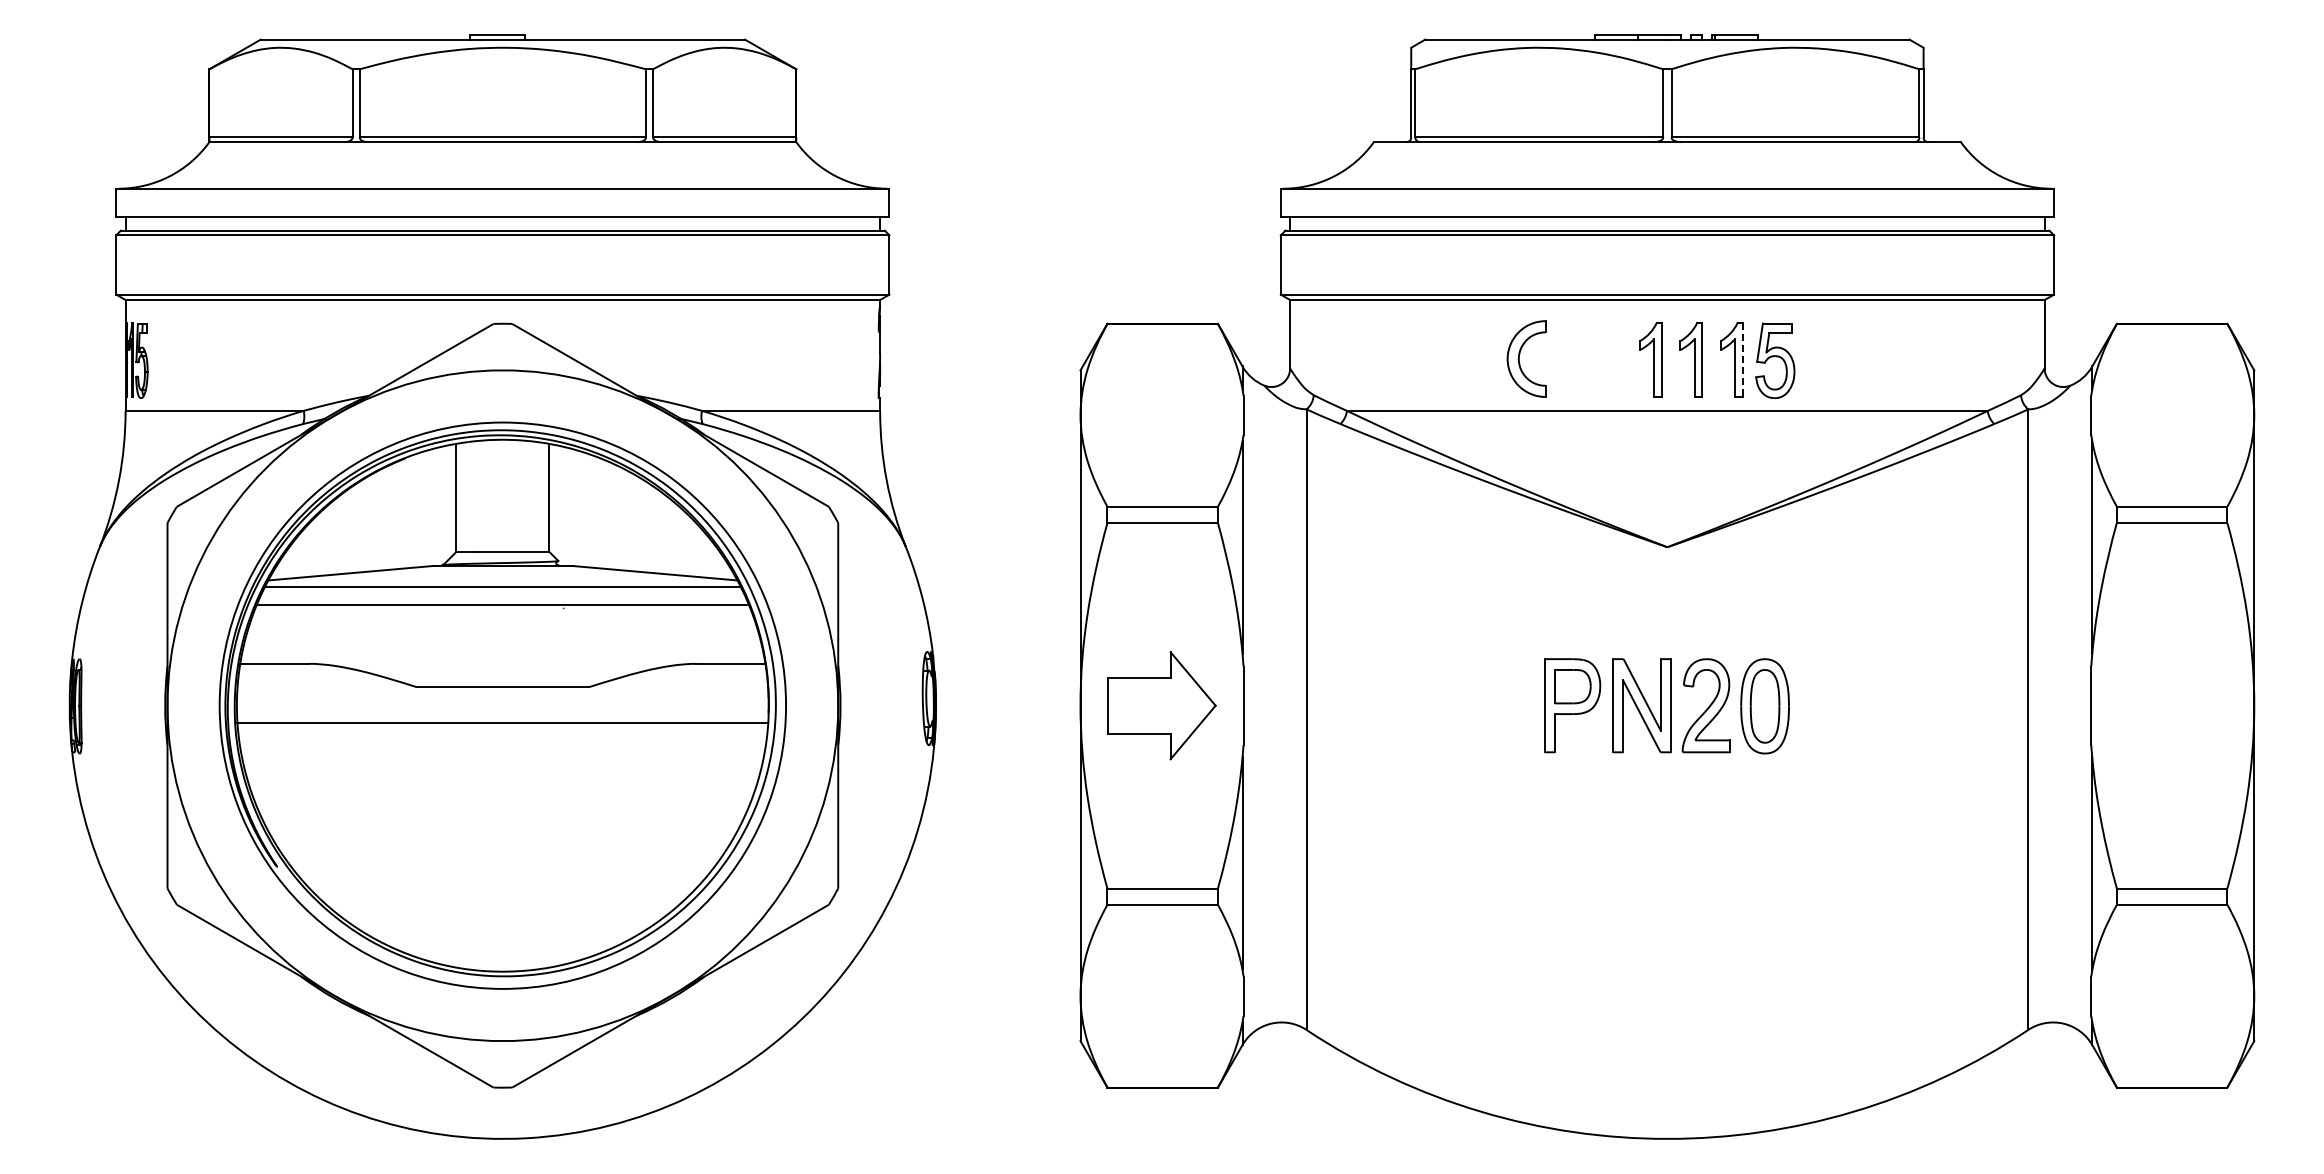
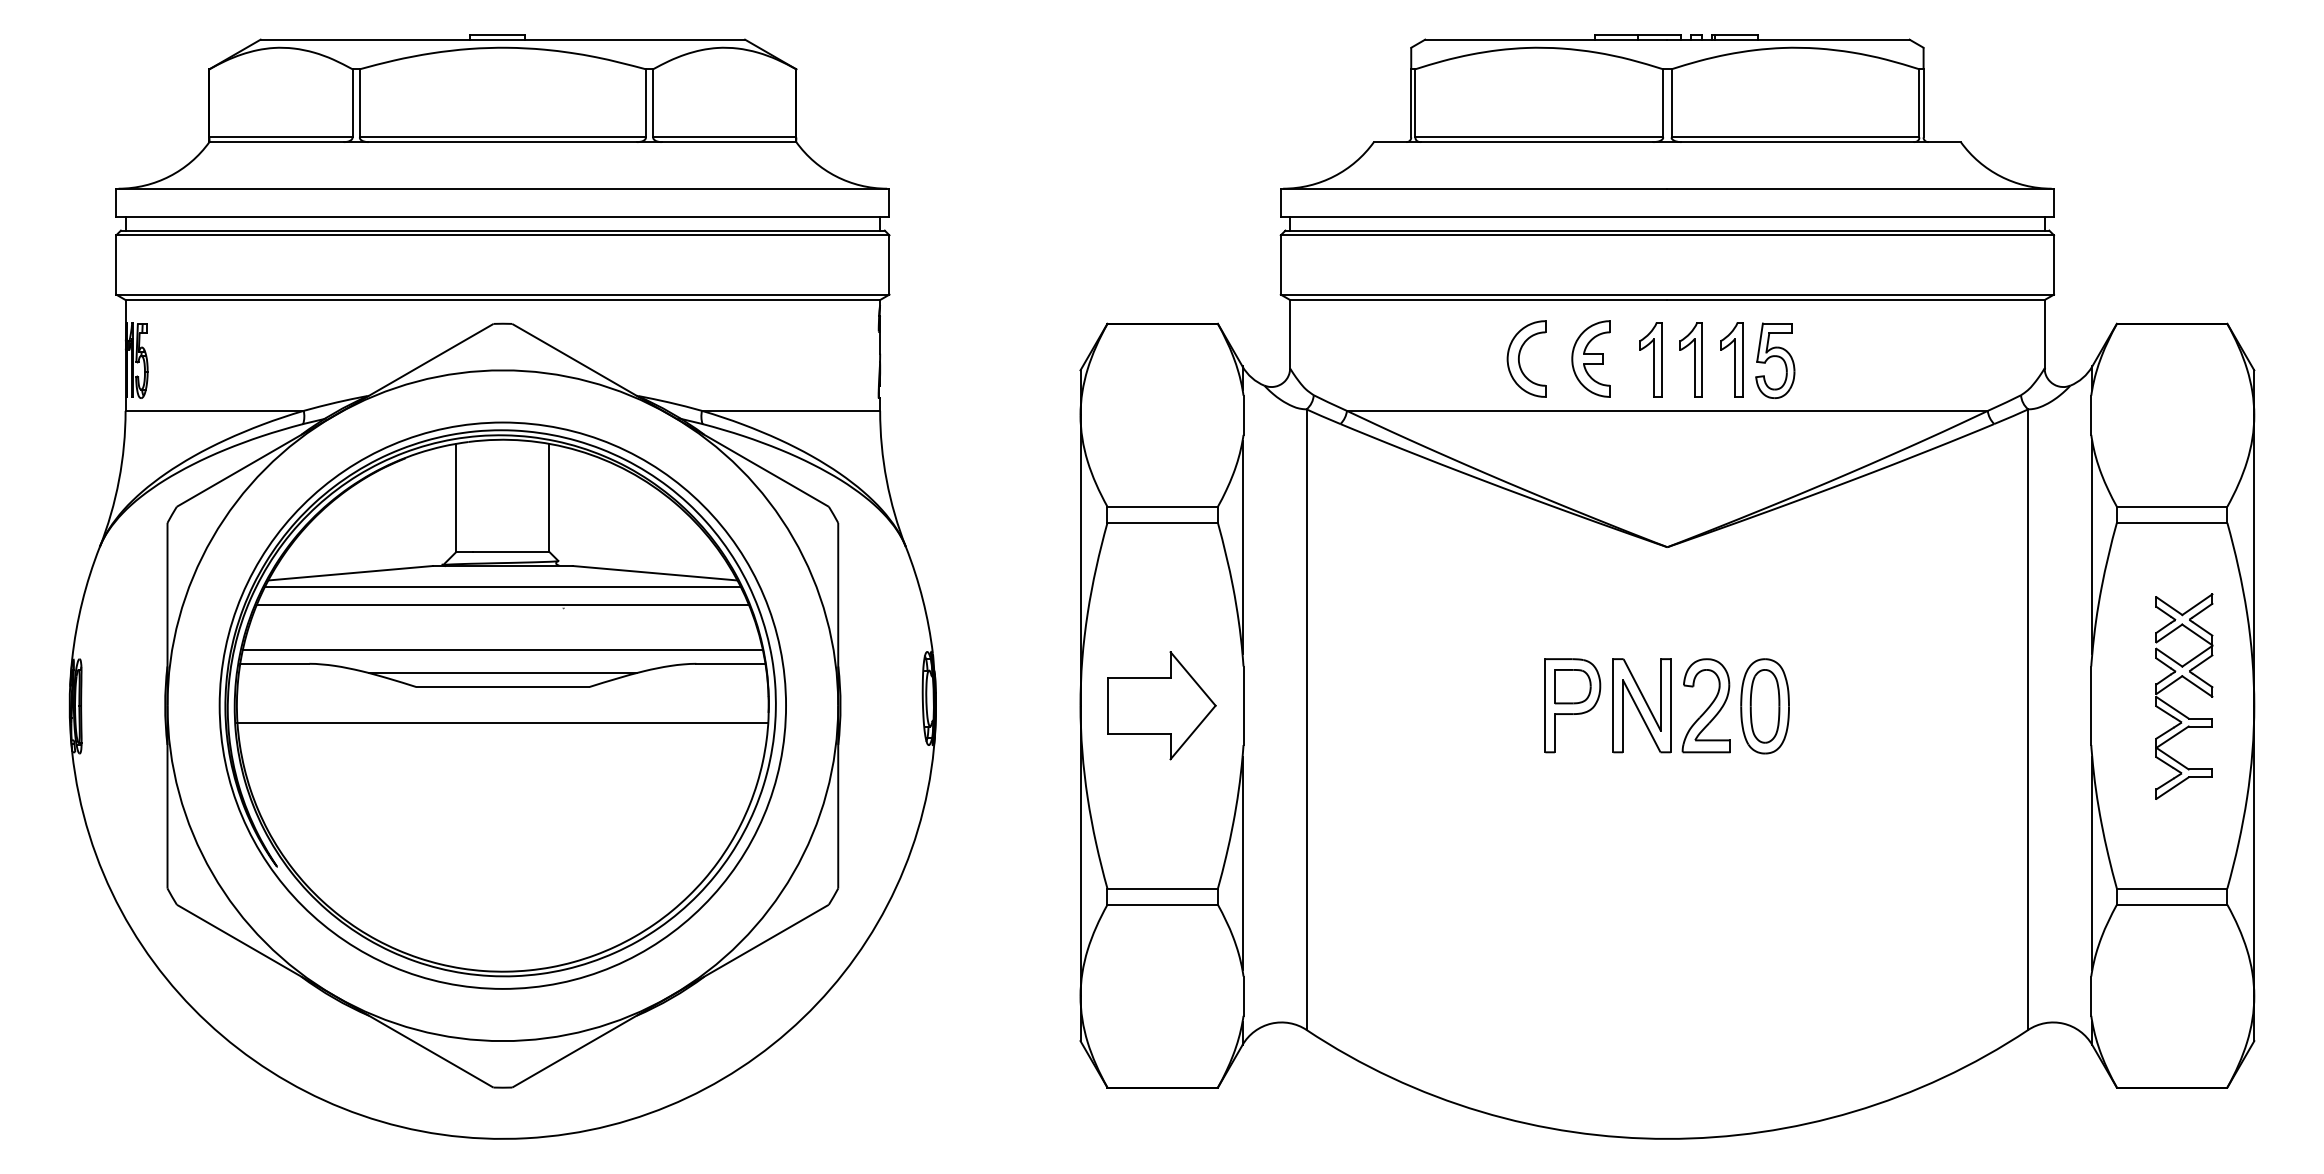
part: none -> present (1590, 358)
line: dashed -> solid (1742, 360)
line: none -> present (502, 649)
line: none -> present (502, 673)
part: none -> present (2192, 684)
